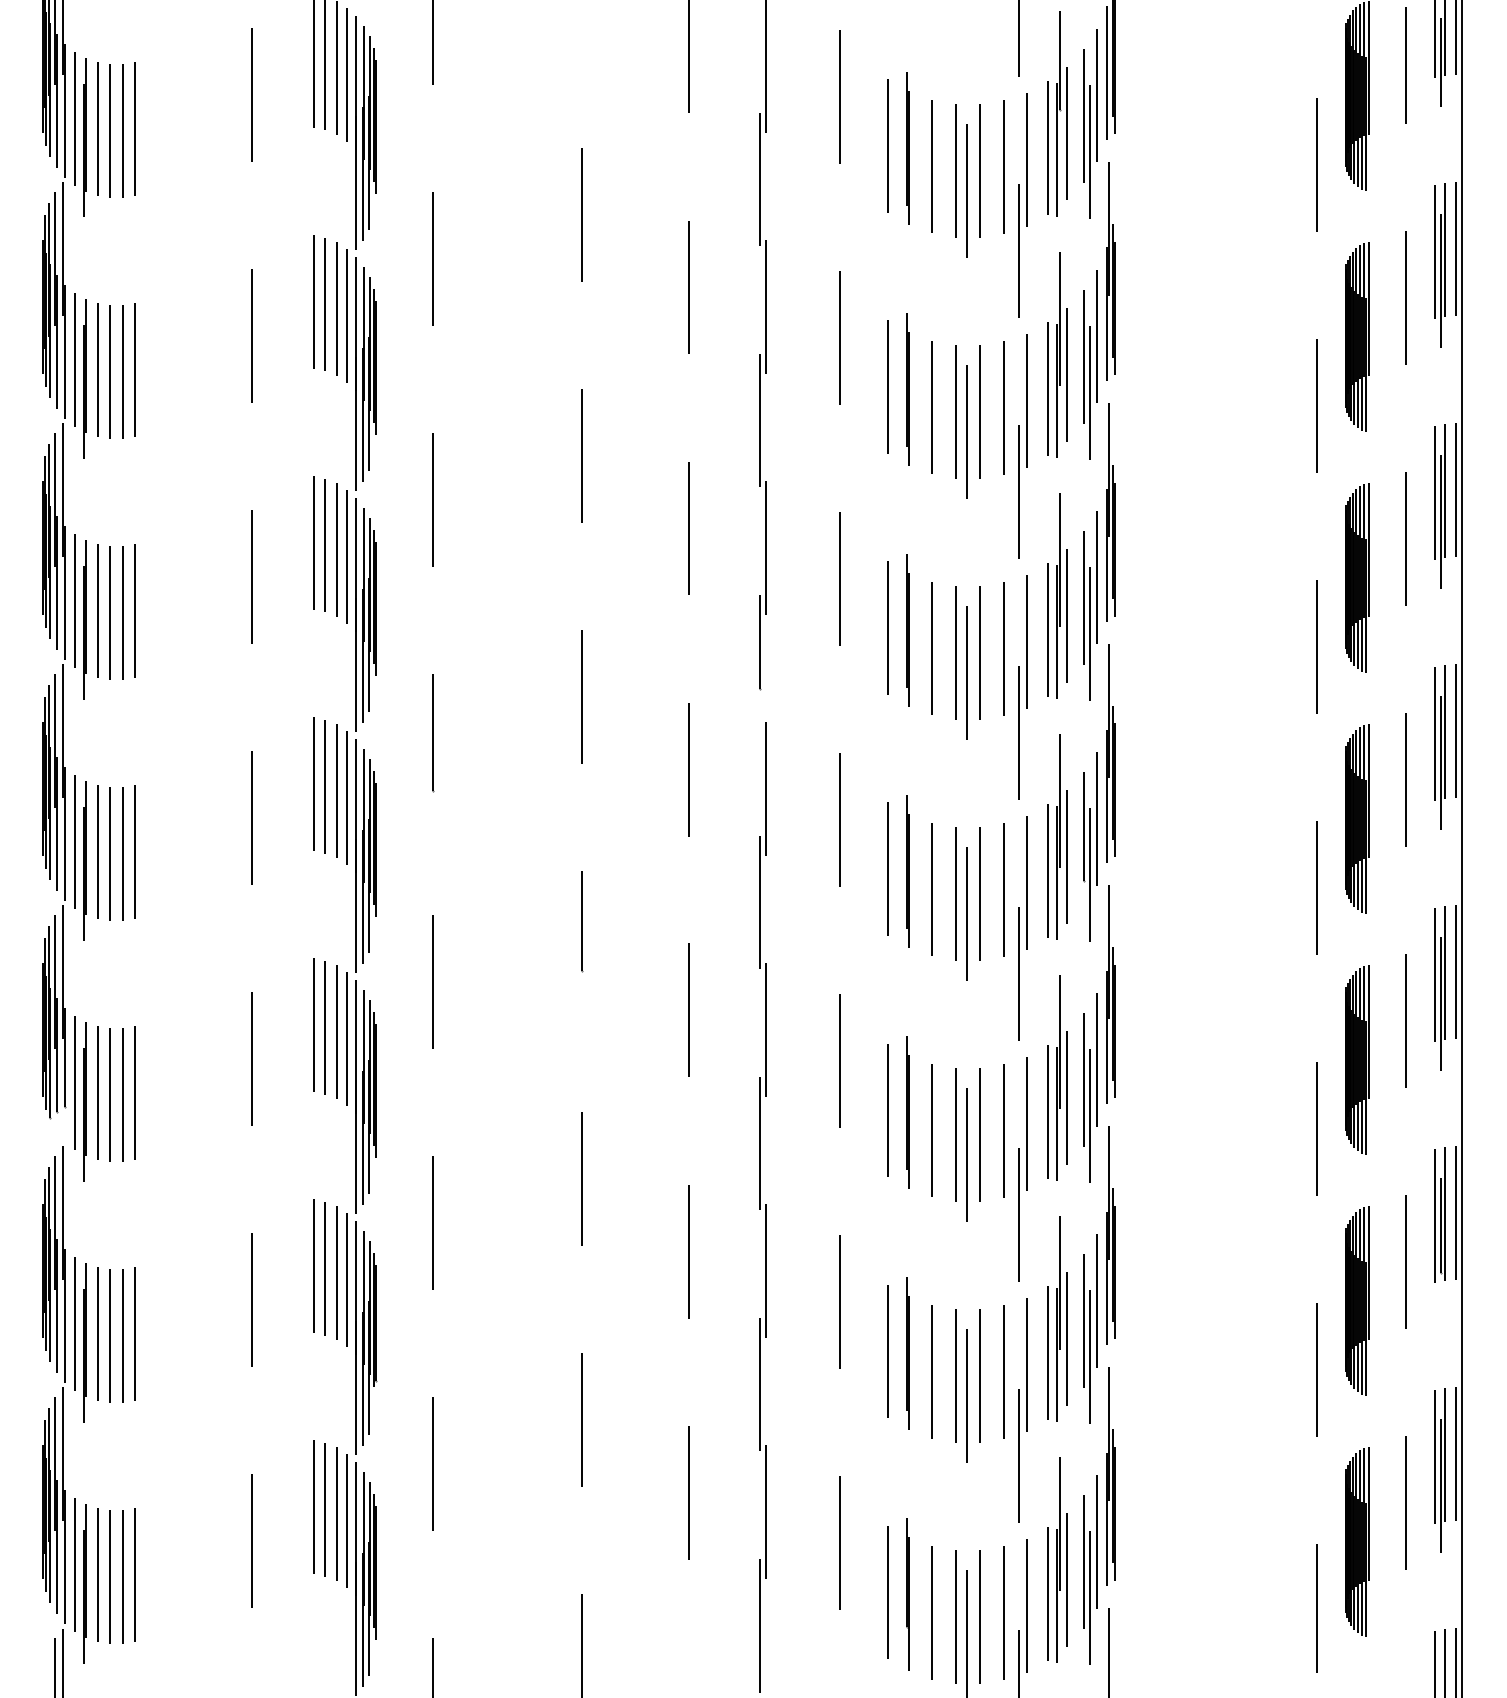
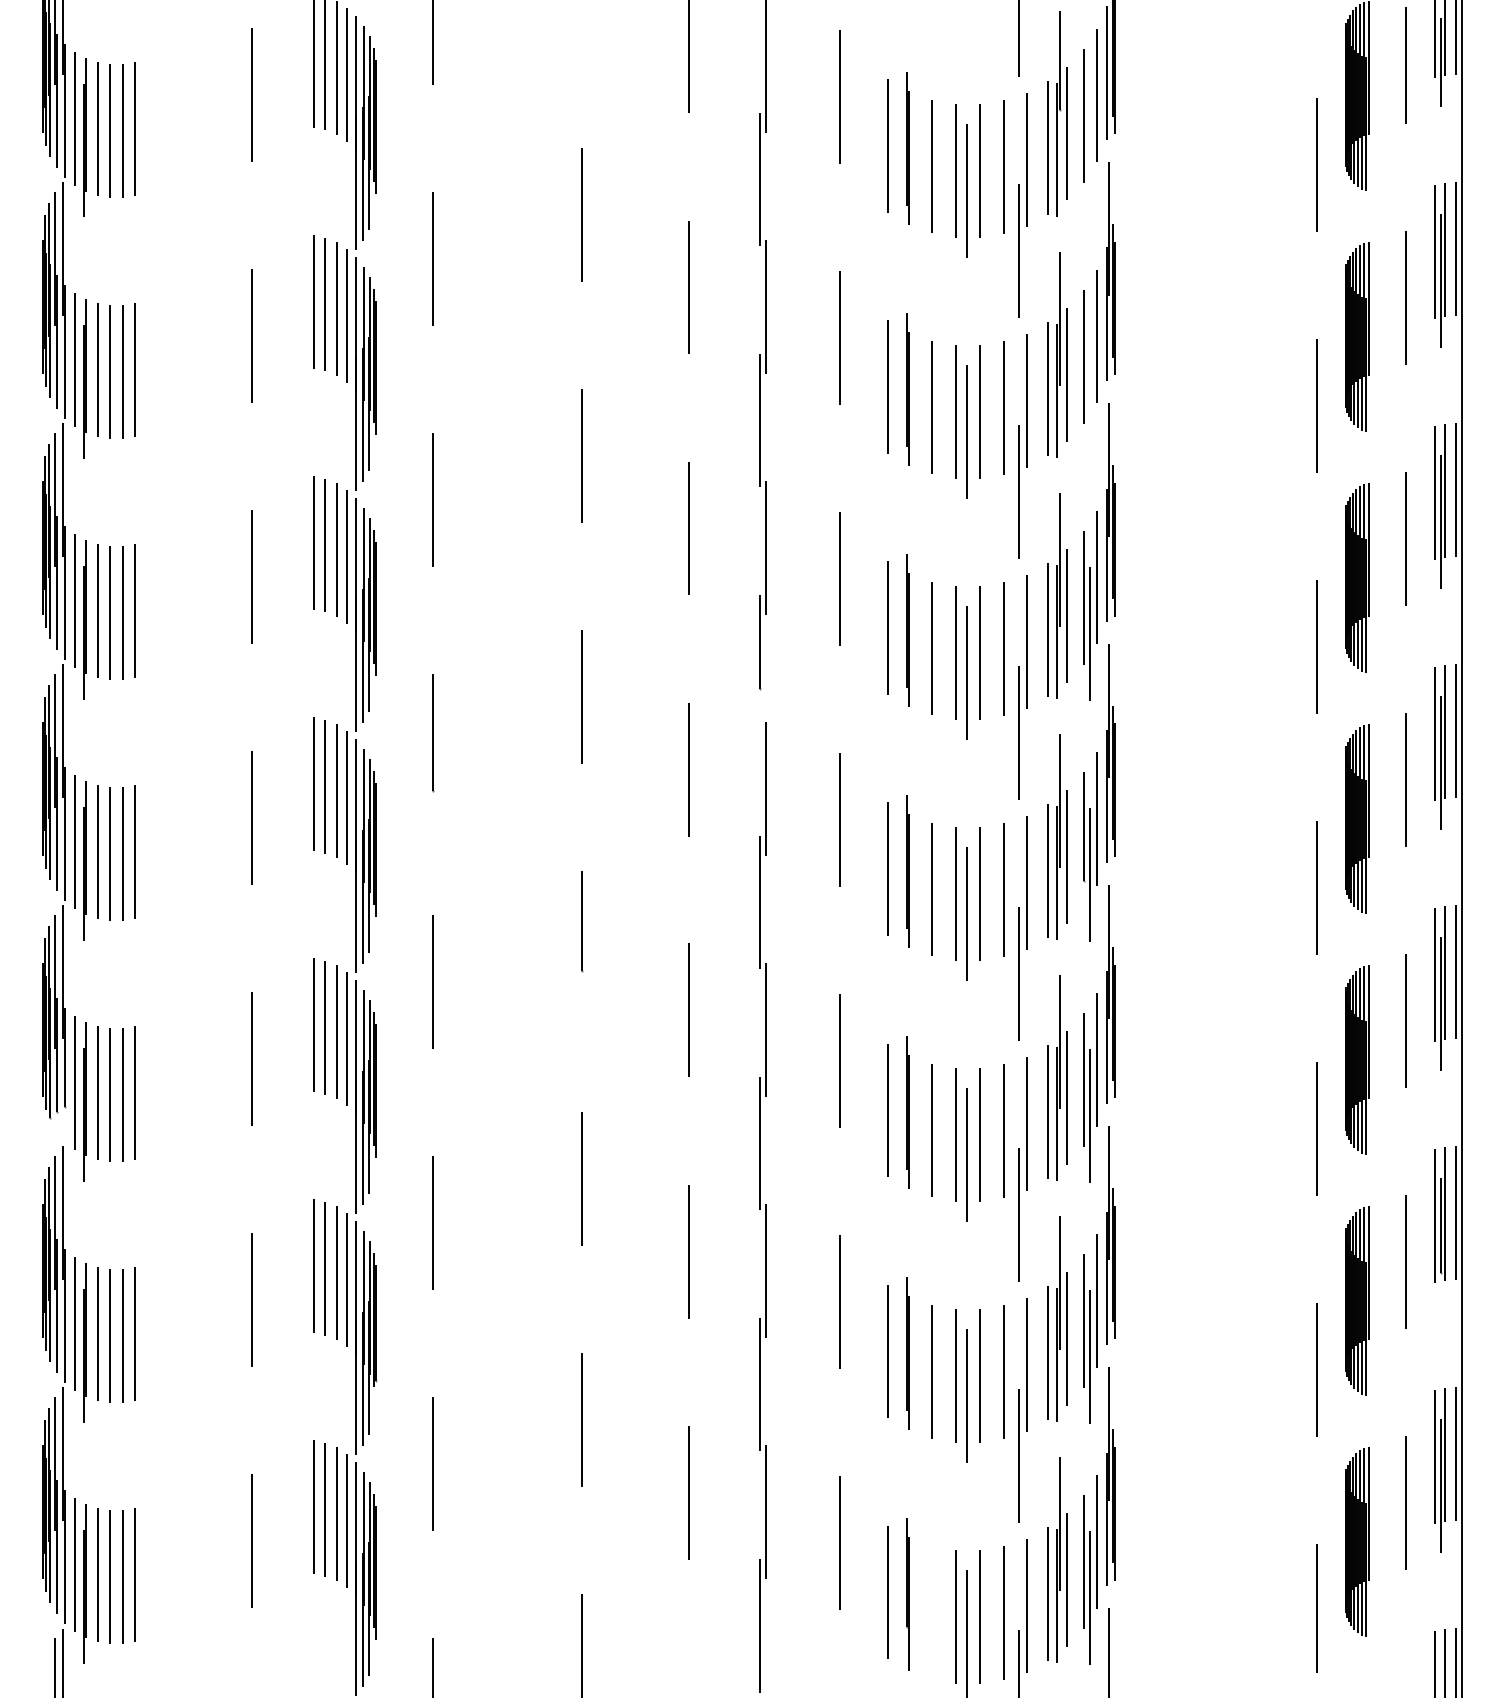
line: present -> none (1090, 151)
line: present -> none (1090, 392)
line: present -> none (931, 1612)
